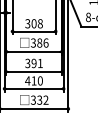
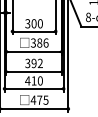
text: 308 -> 300 (39, 24)
text: 391 -> 392 (39, 62)
text: 332 -> 475 (39, 99)
